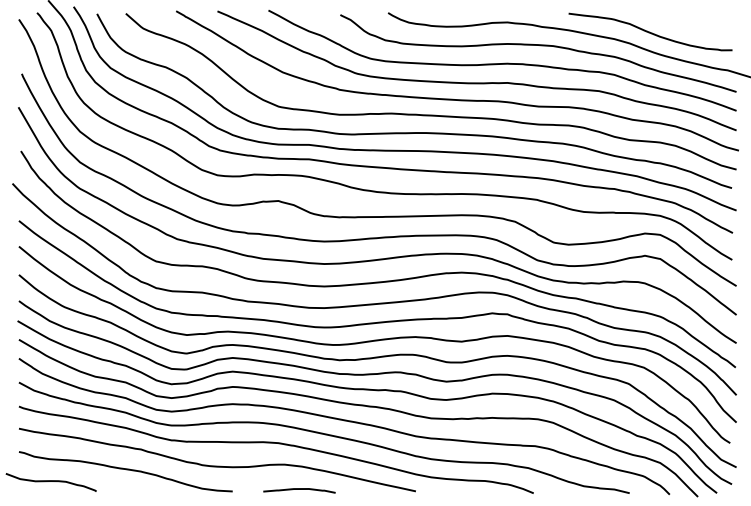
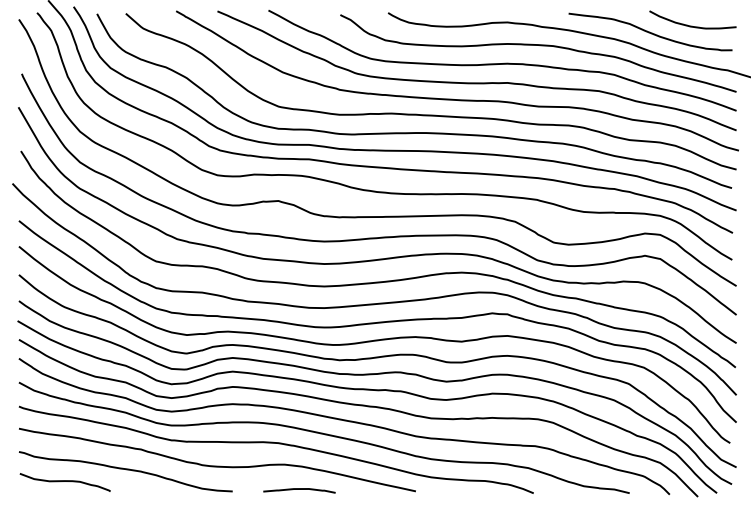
curve: none -> present (692, 25)
curve position: (50, 481) -> (64, 481) (64, 481)
